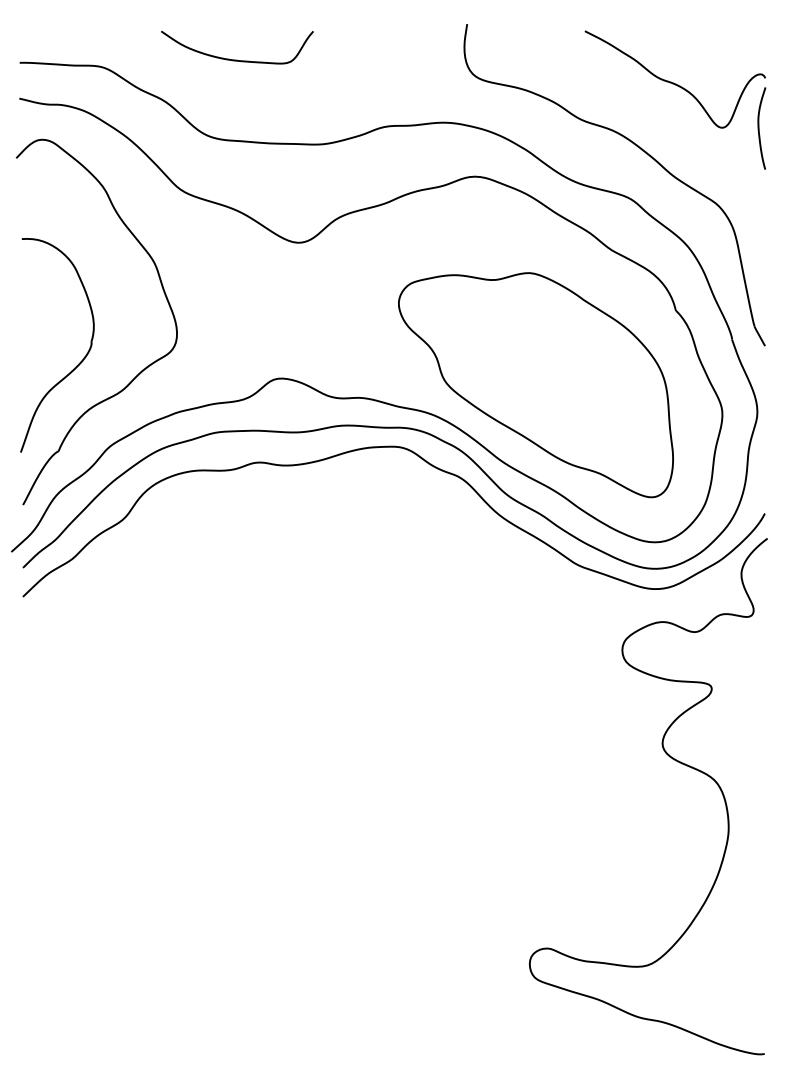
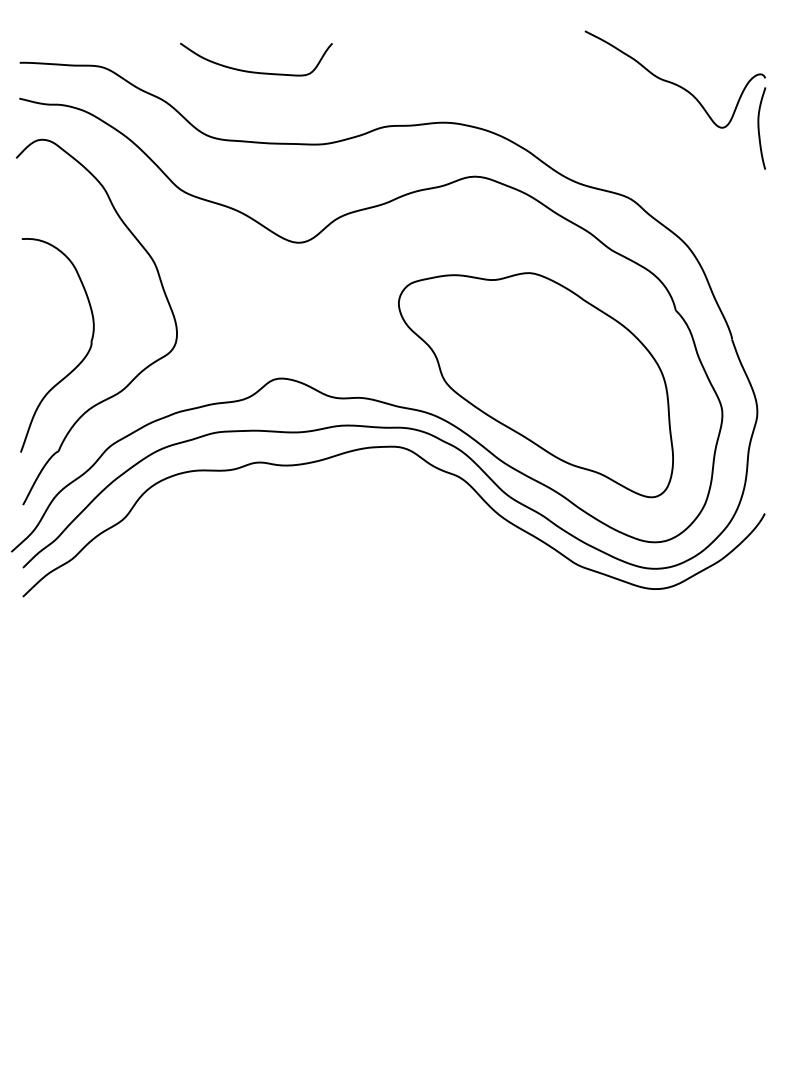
curve position: (237, 59) -> (256, 71) (256, 71)
part: present -> none (642, 151)
curve: present -> none (672, 759)
